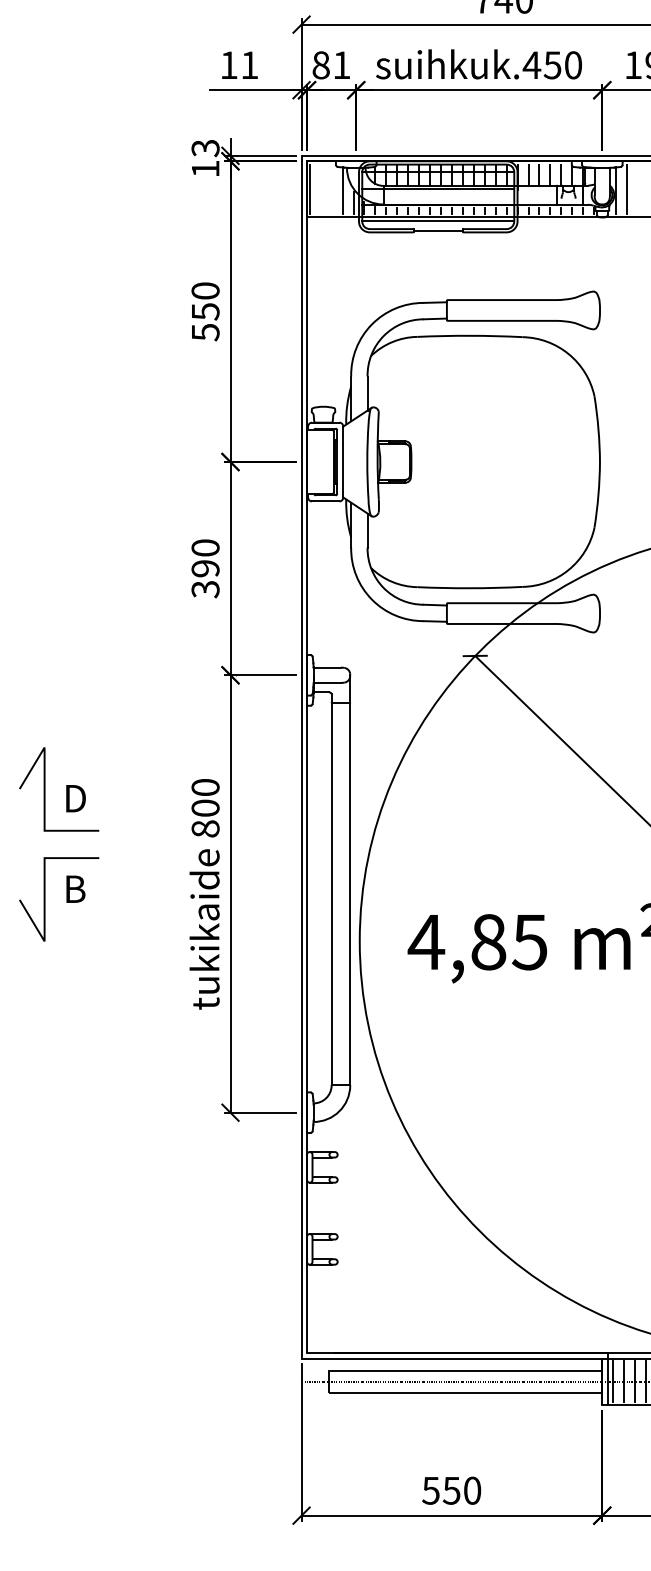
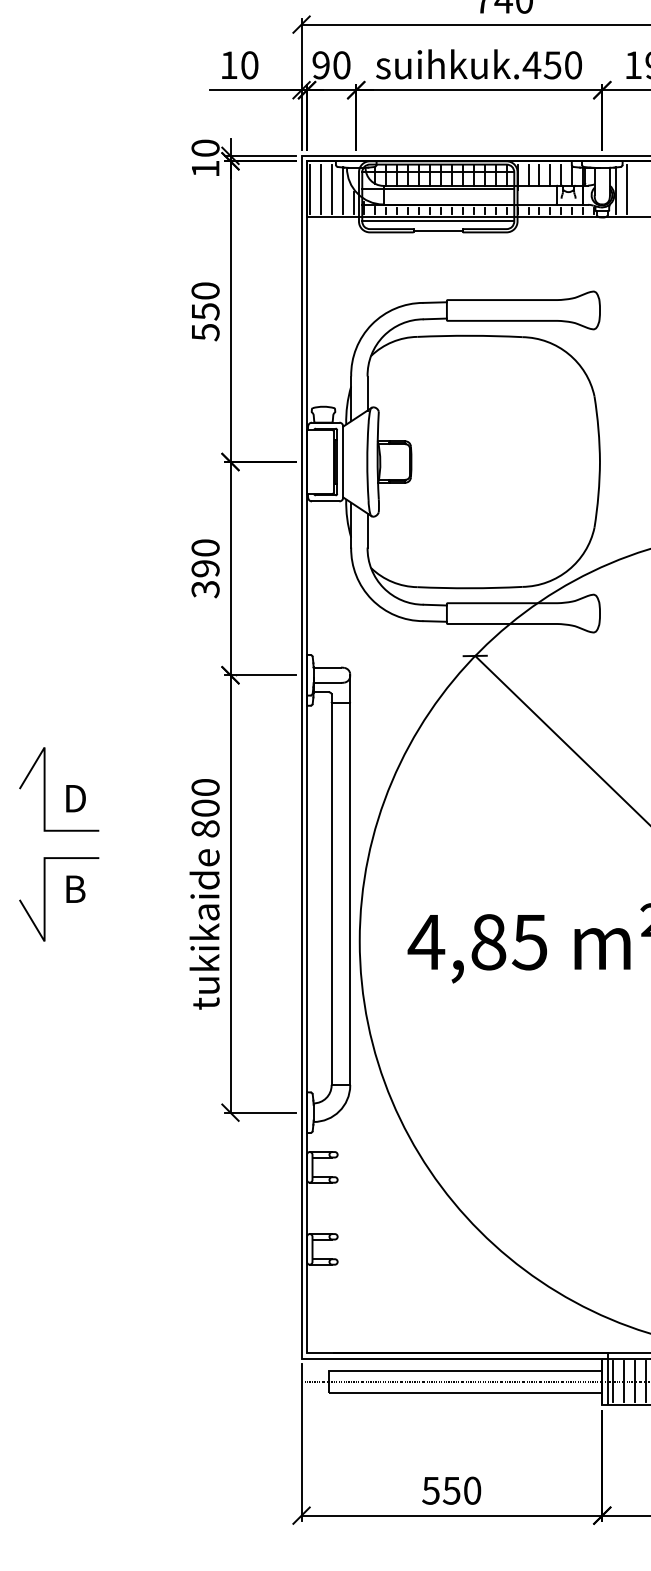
text: 11 -> 10 (249, 65)
text: 81 -> 90 (331, 65)
text: 13 -> 10 (205, 148)
line: none -> present (320, 188)
line: none -> present (331, 188)
